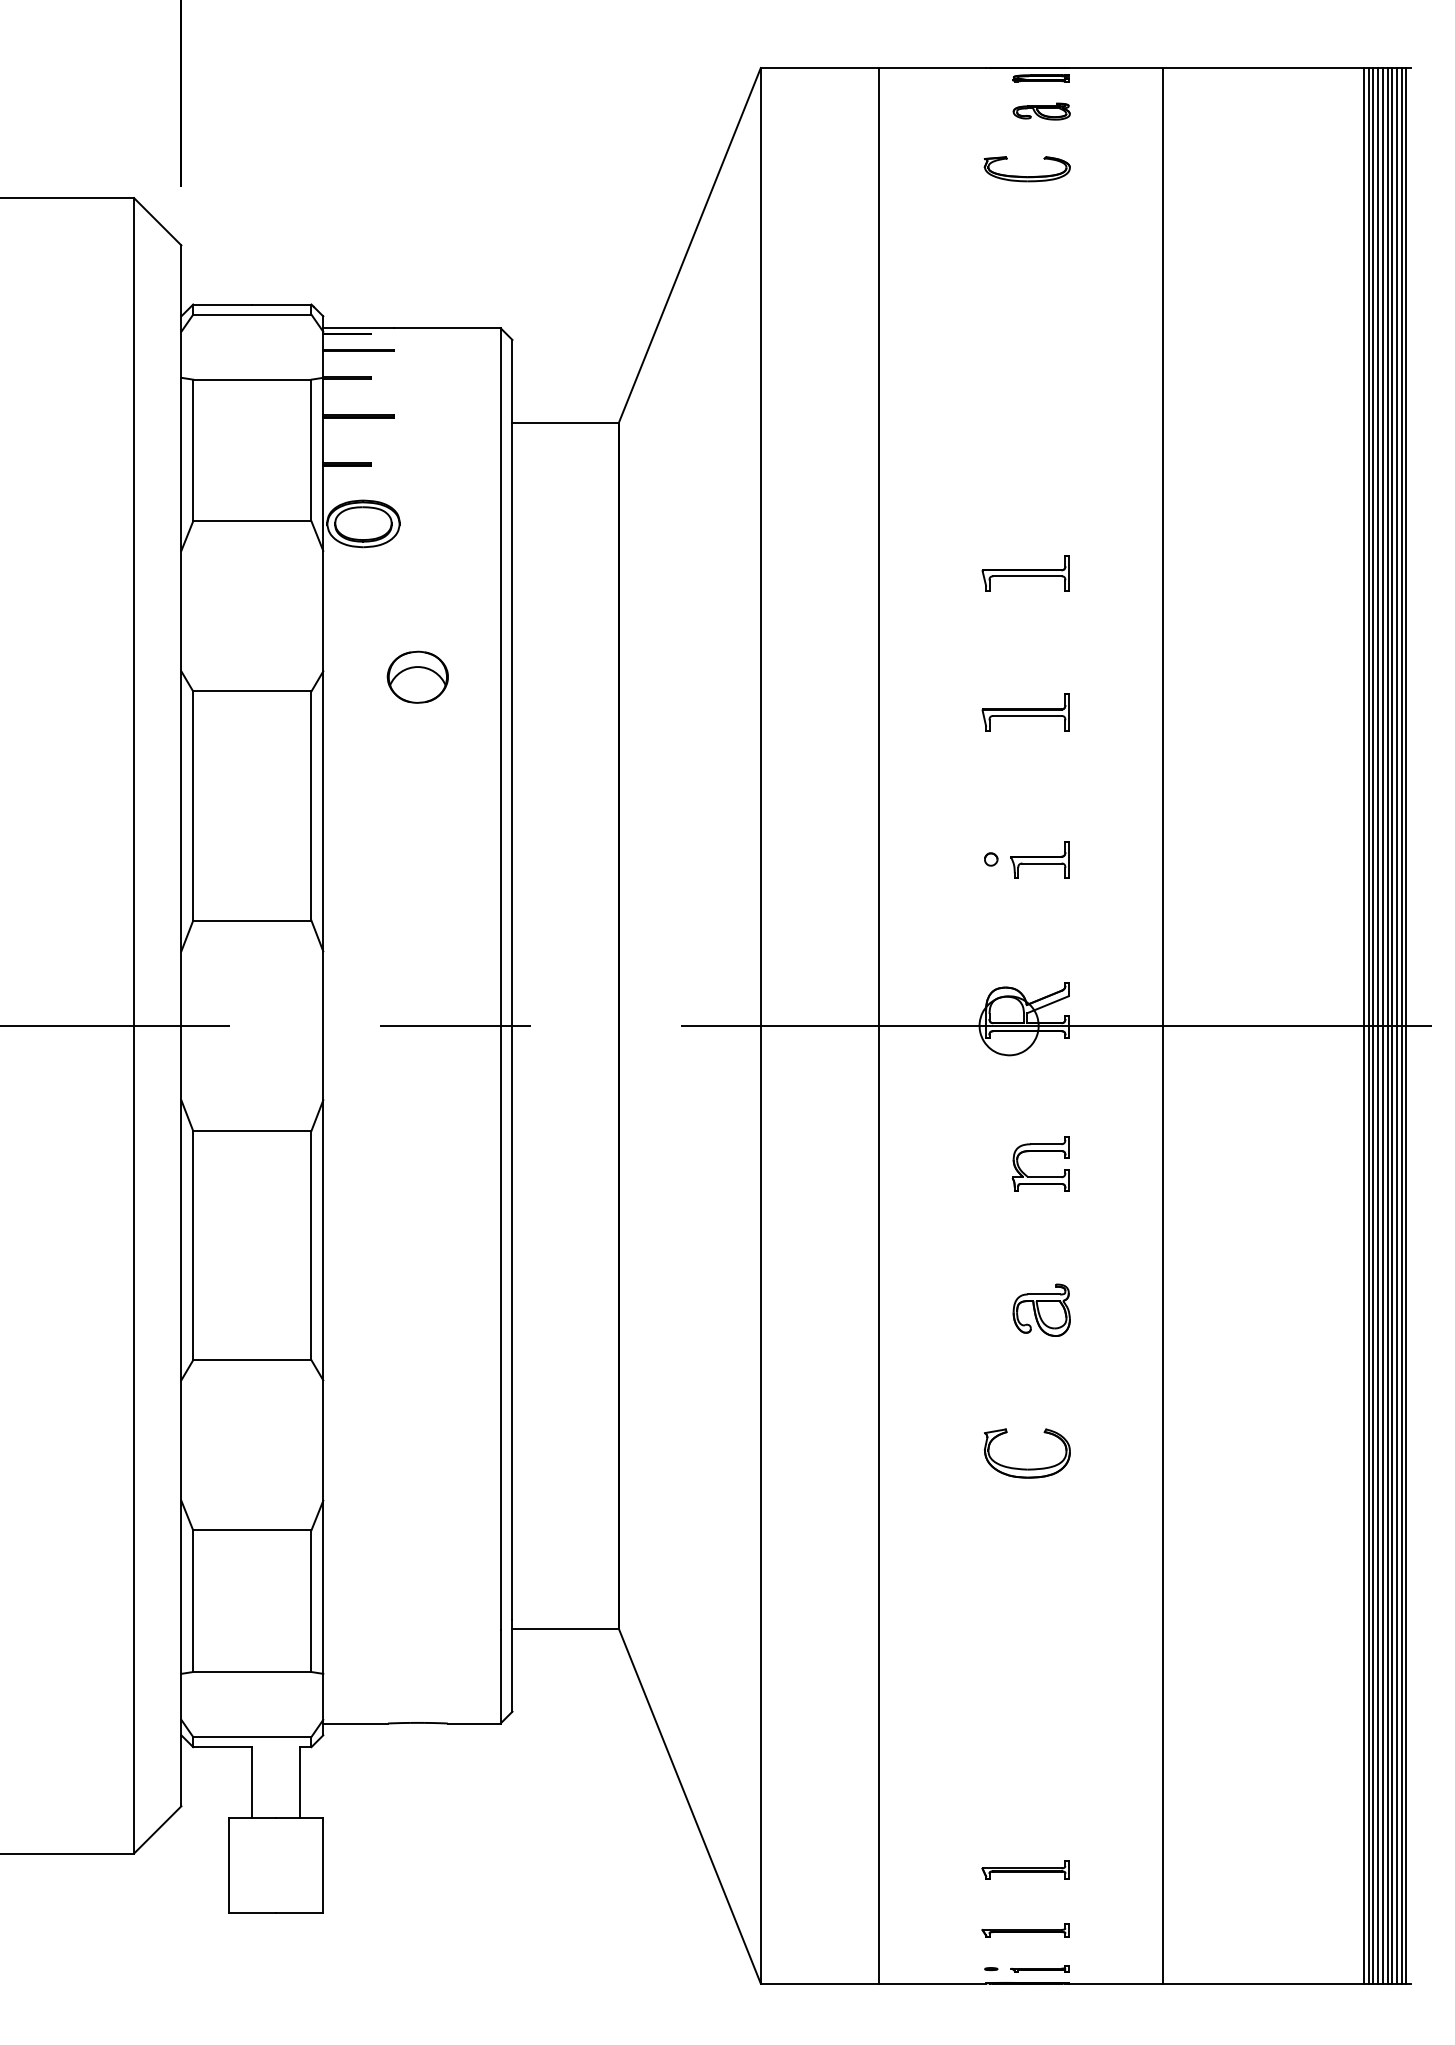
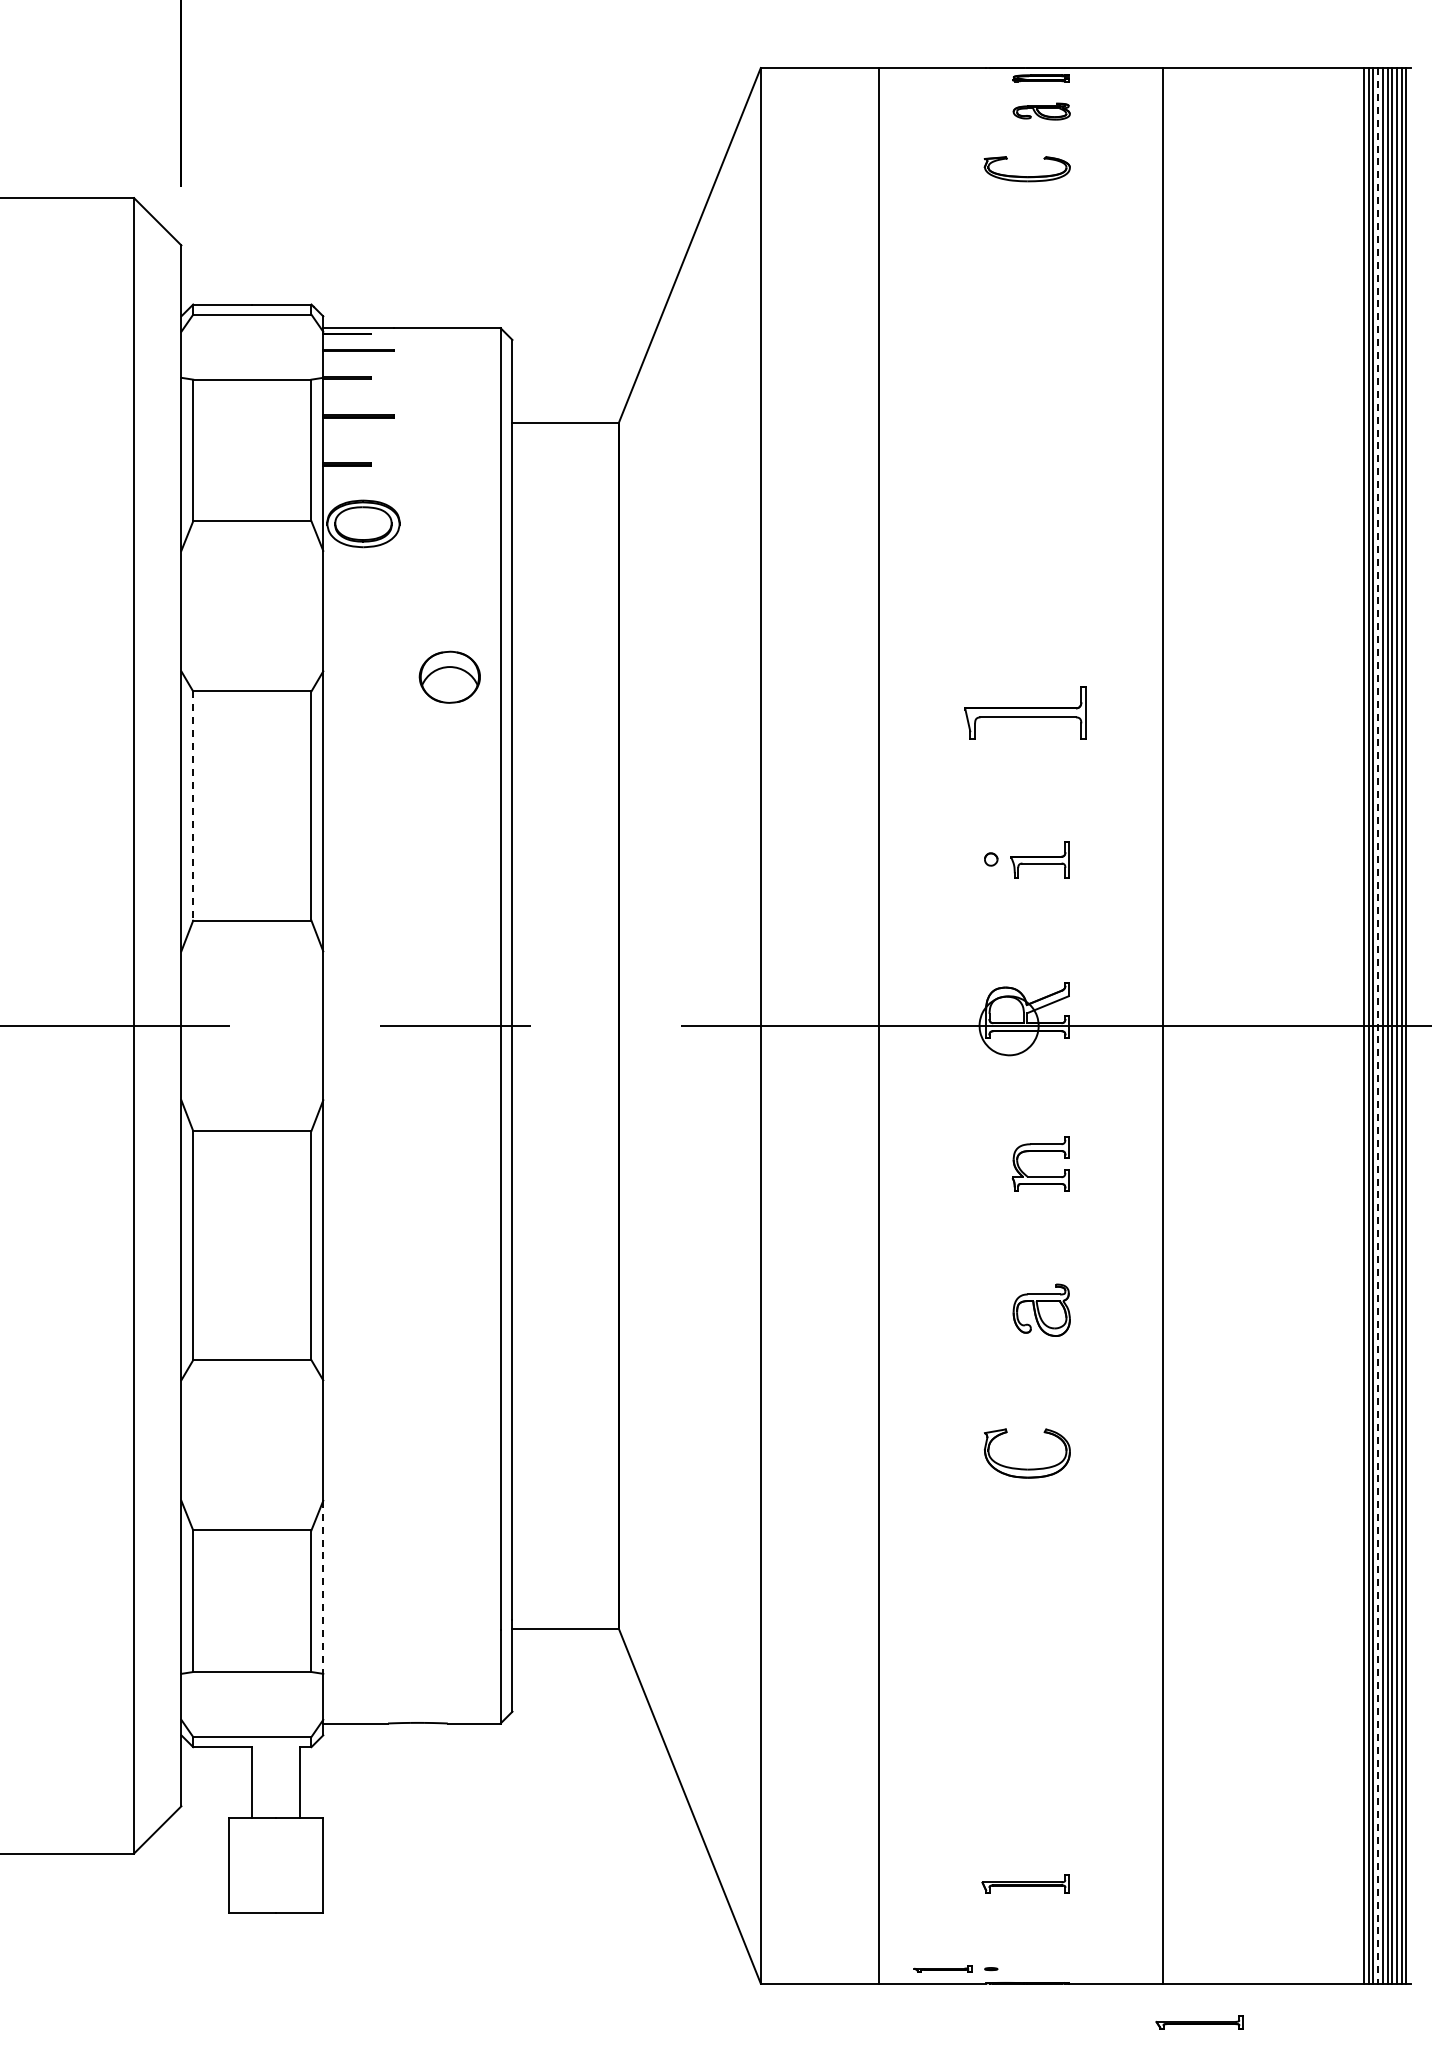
part: present -> none (1025, 573)
part position: (417, 676) -> (449, 676) (449, 676)
part size: 89x39 px -> 123x54 px (1025, 712)
line: solid -> dashed (193, 806)
line: solid -> dashed (1378, 1025)
line: solid -> dashed (323, 1587)
part position: (1025, 1869) -> (1025, 1883) (1025, 1883)
part position: (1025, 1930) -> (1199, 2022) (1199, 2022)
part position: (1039, 1968) -> (942, 1968) (942, 1968)
